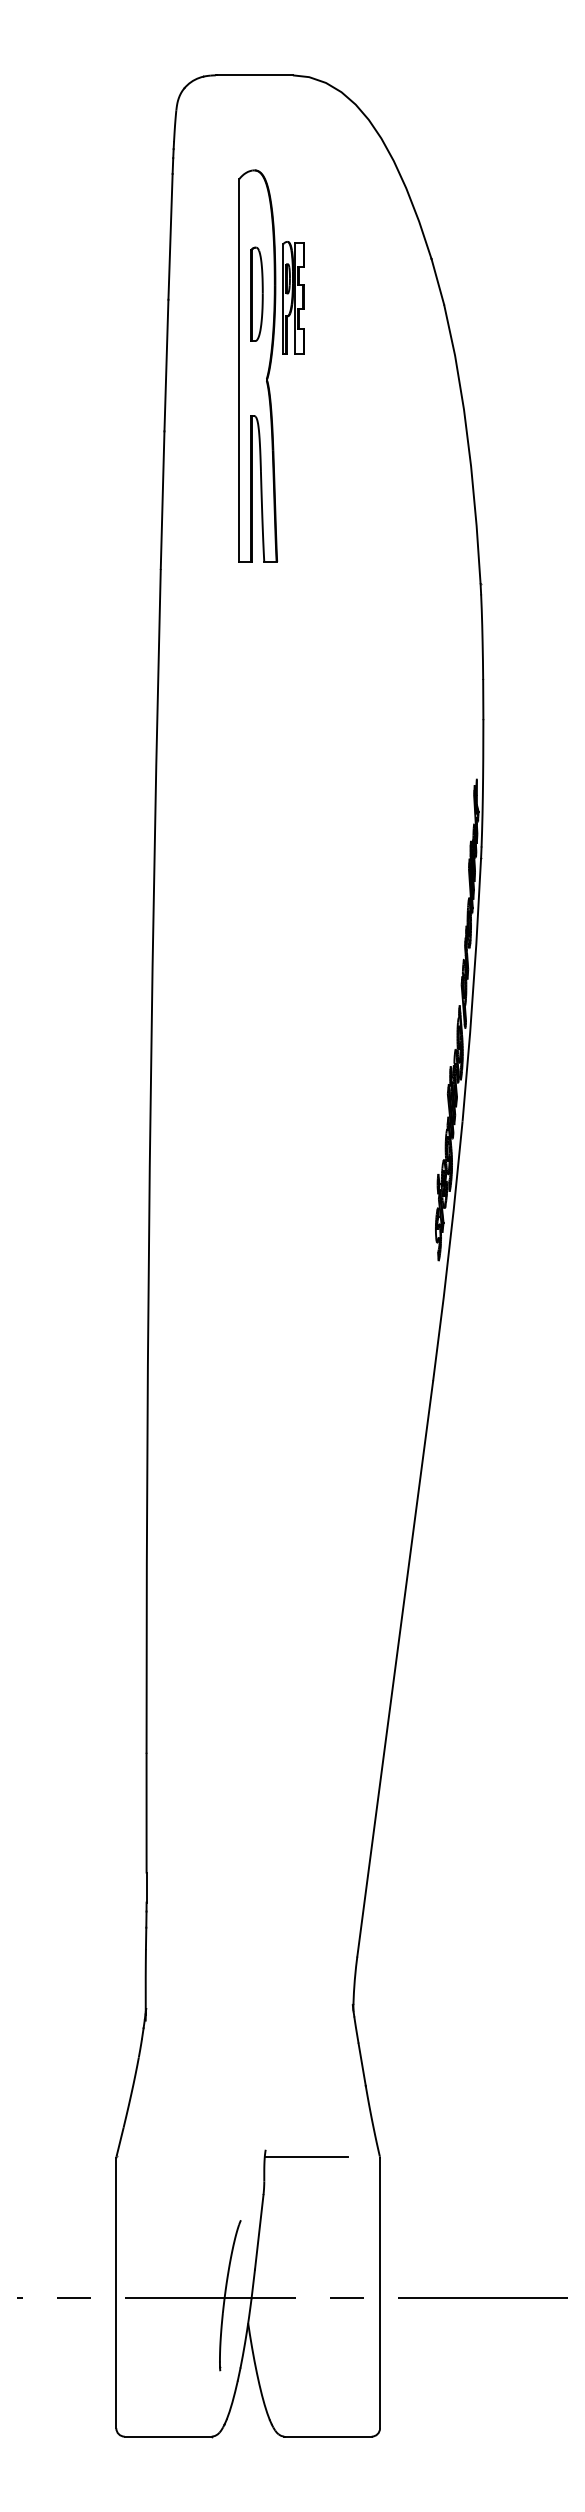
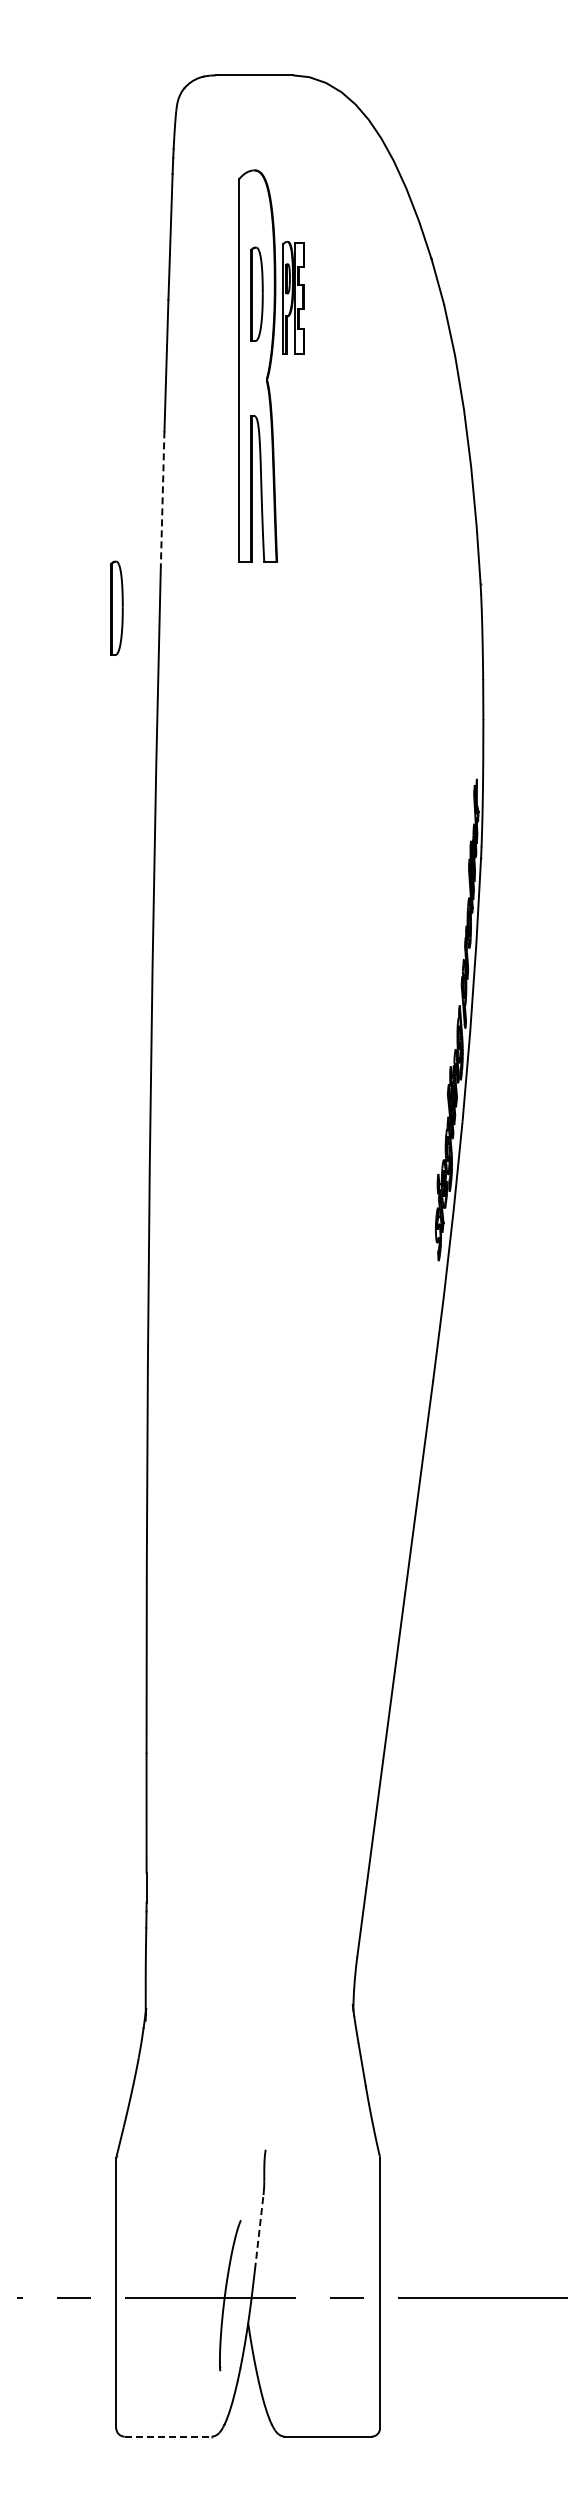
line: solid -> dashed (162, 500)
part: none -> present (116, 607)
line: present -> none (306, 2157)
line: solid -> dashed (259, 2232)
line: solid -> dashed (168, 2436)
